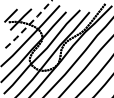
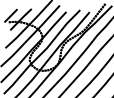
line: dashed -> solid (29, 24)
